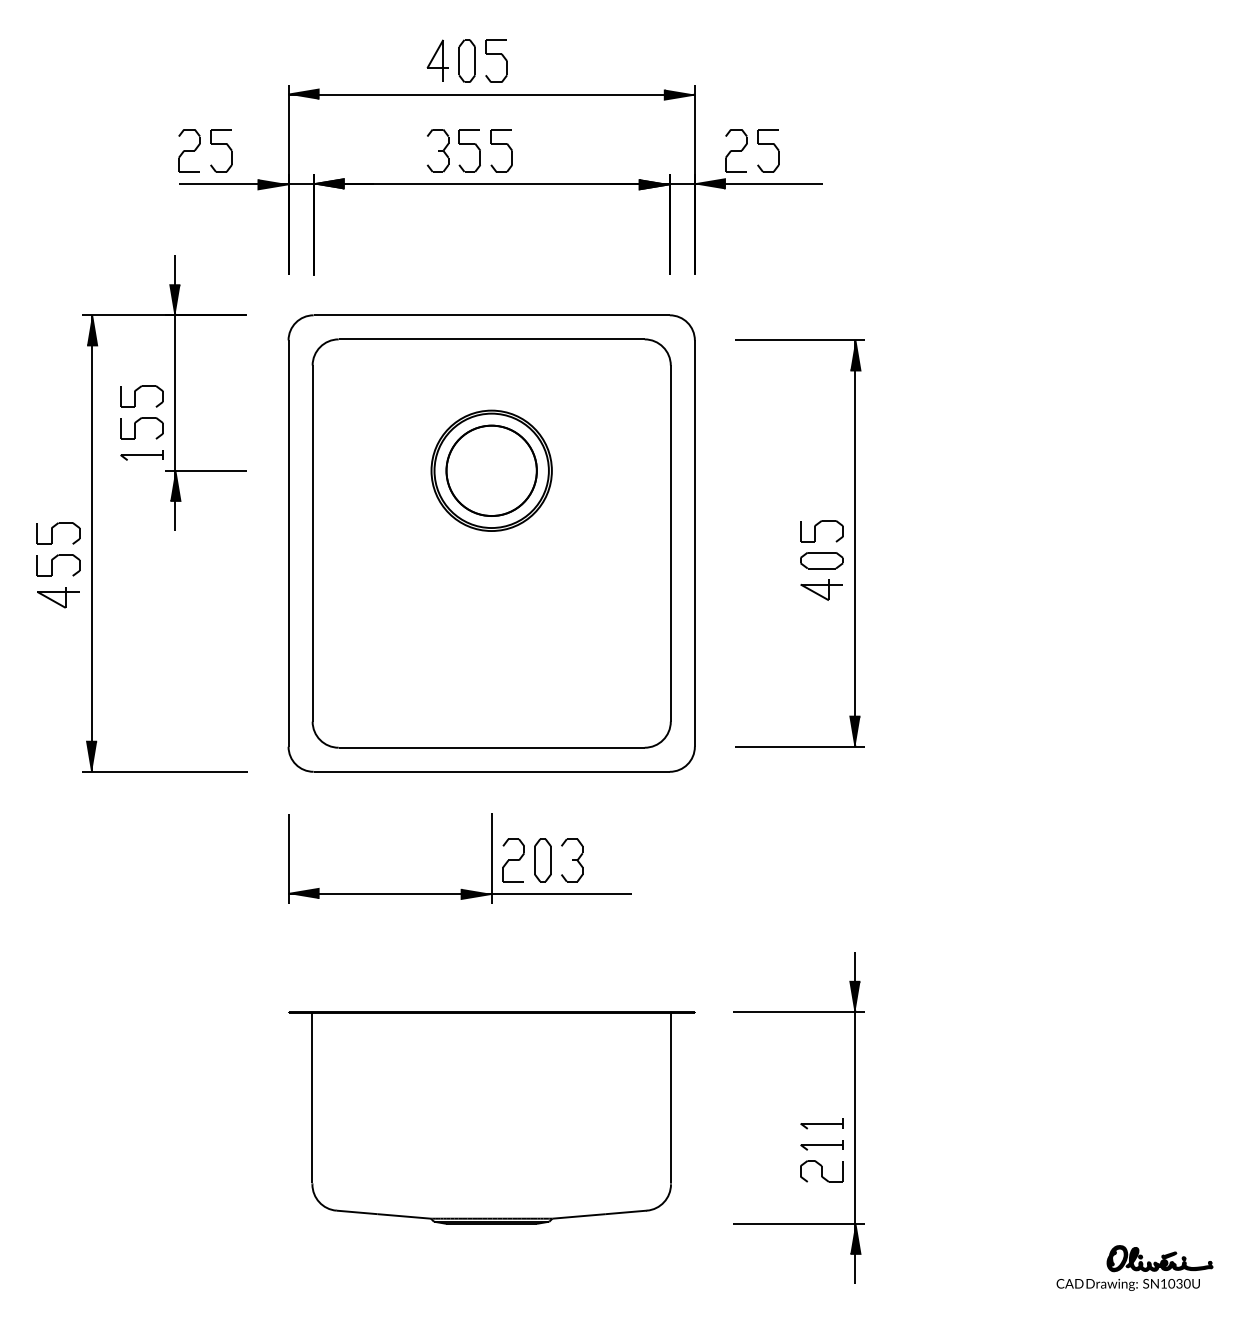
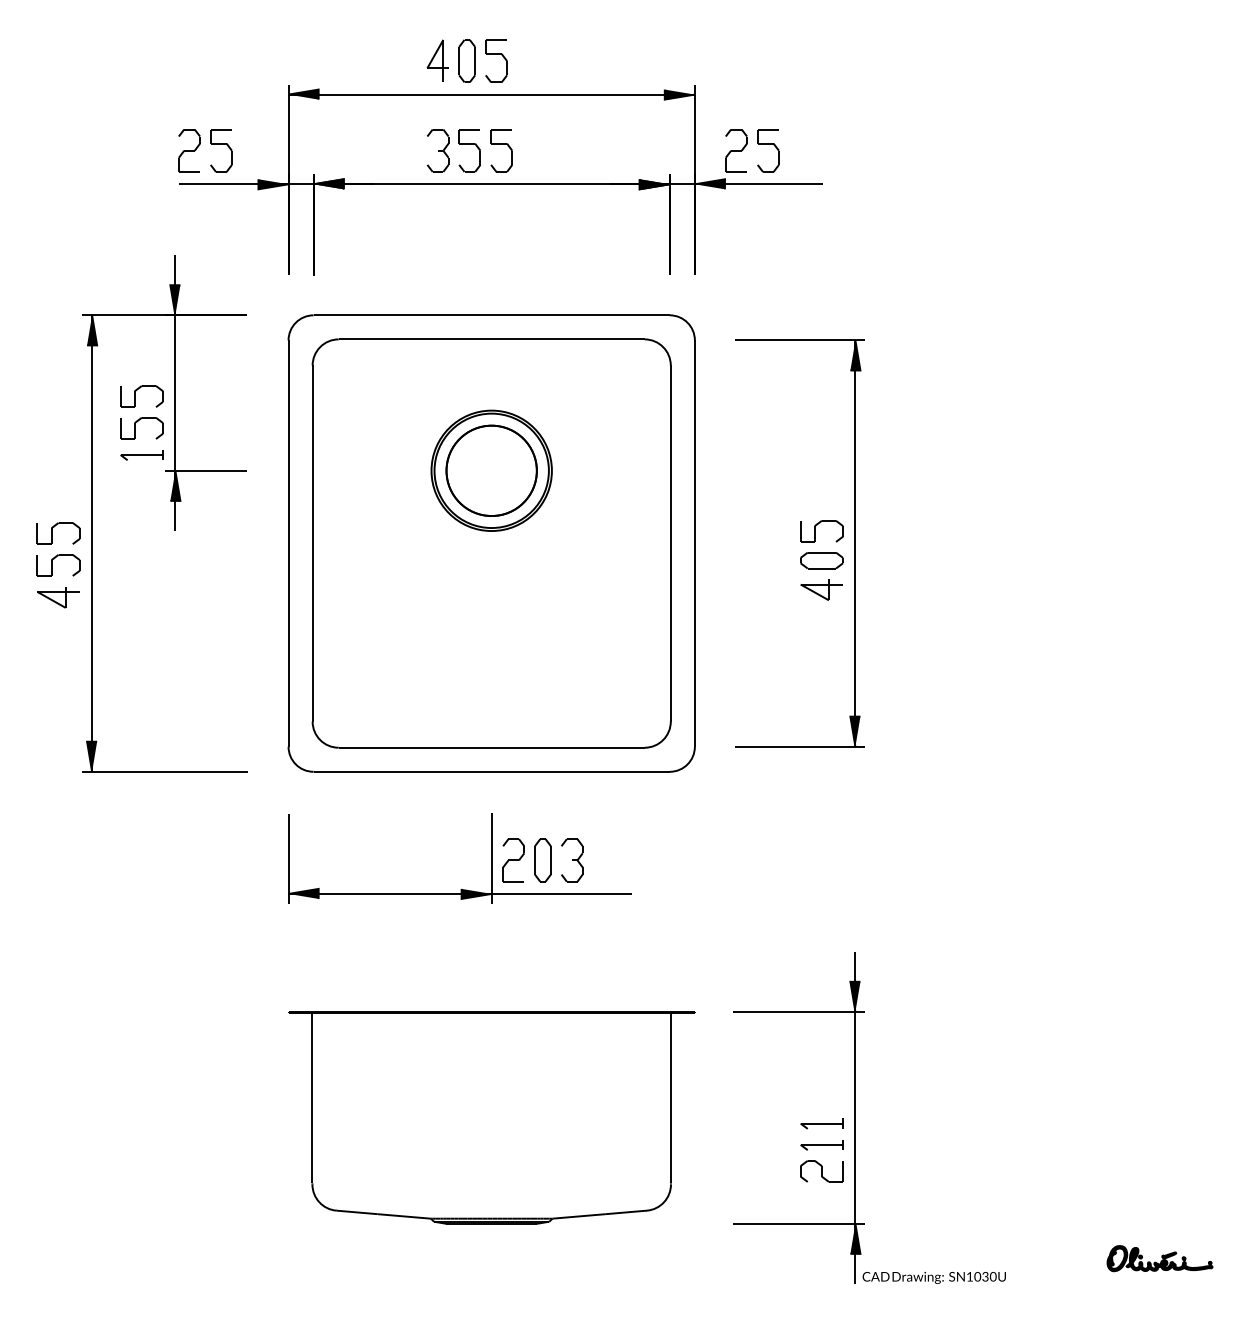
text position: (1127, 1284) -> (933, 1277) (933, 1277)
